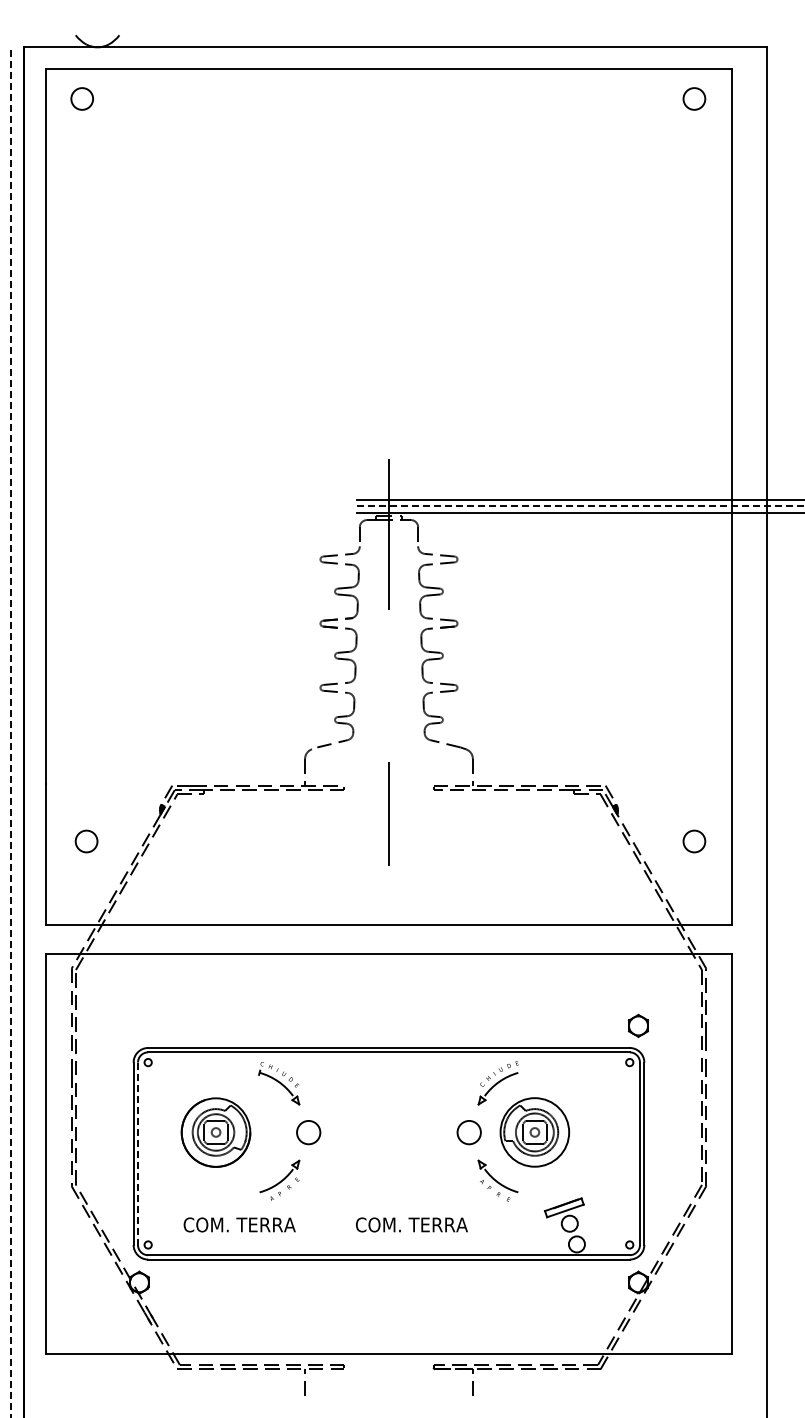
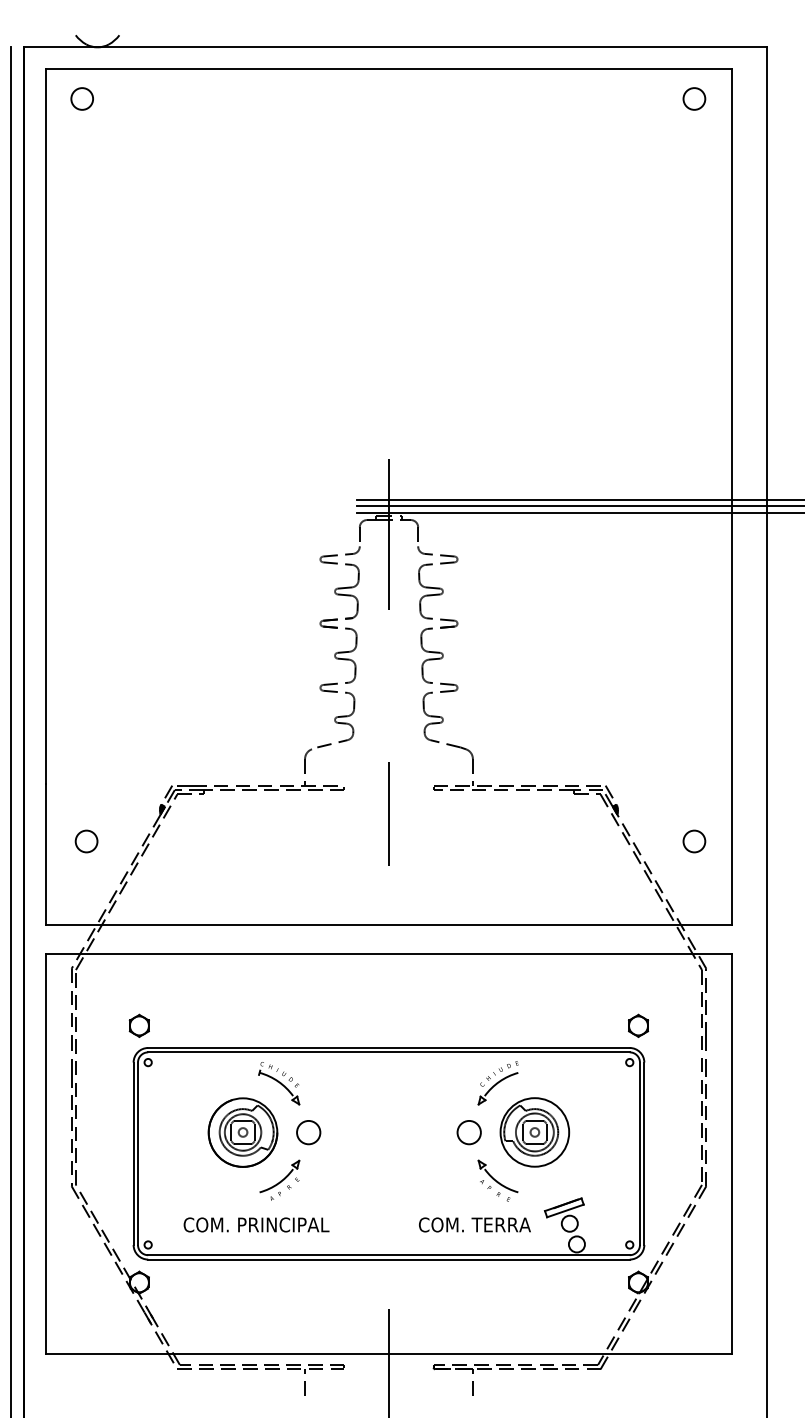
line: dashed -> solid (580, 506)
line: dashed -> solid (10, 732)
part: none -> present (138, 1025)
part position: (215, 1132) -> (242, 1132) (242, 1132)
line: dashed -> solid (138, 1154)
text: COM. TERRA -> COM. PRINCIPAL (282, 1224)
text position: (411, 1224) -> (474, 1224) (474, 1224)
line: none -> present (388, 1361)
